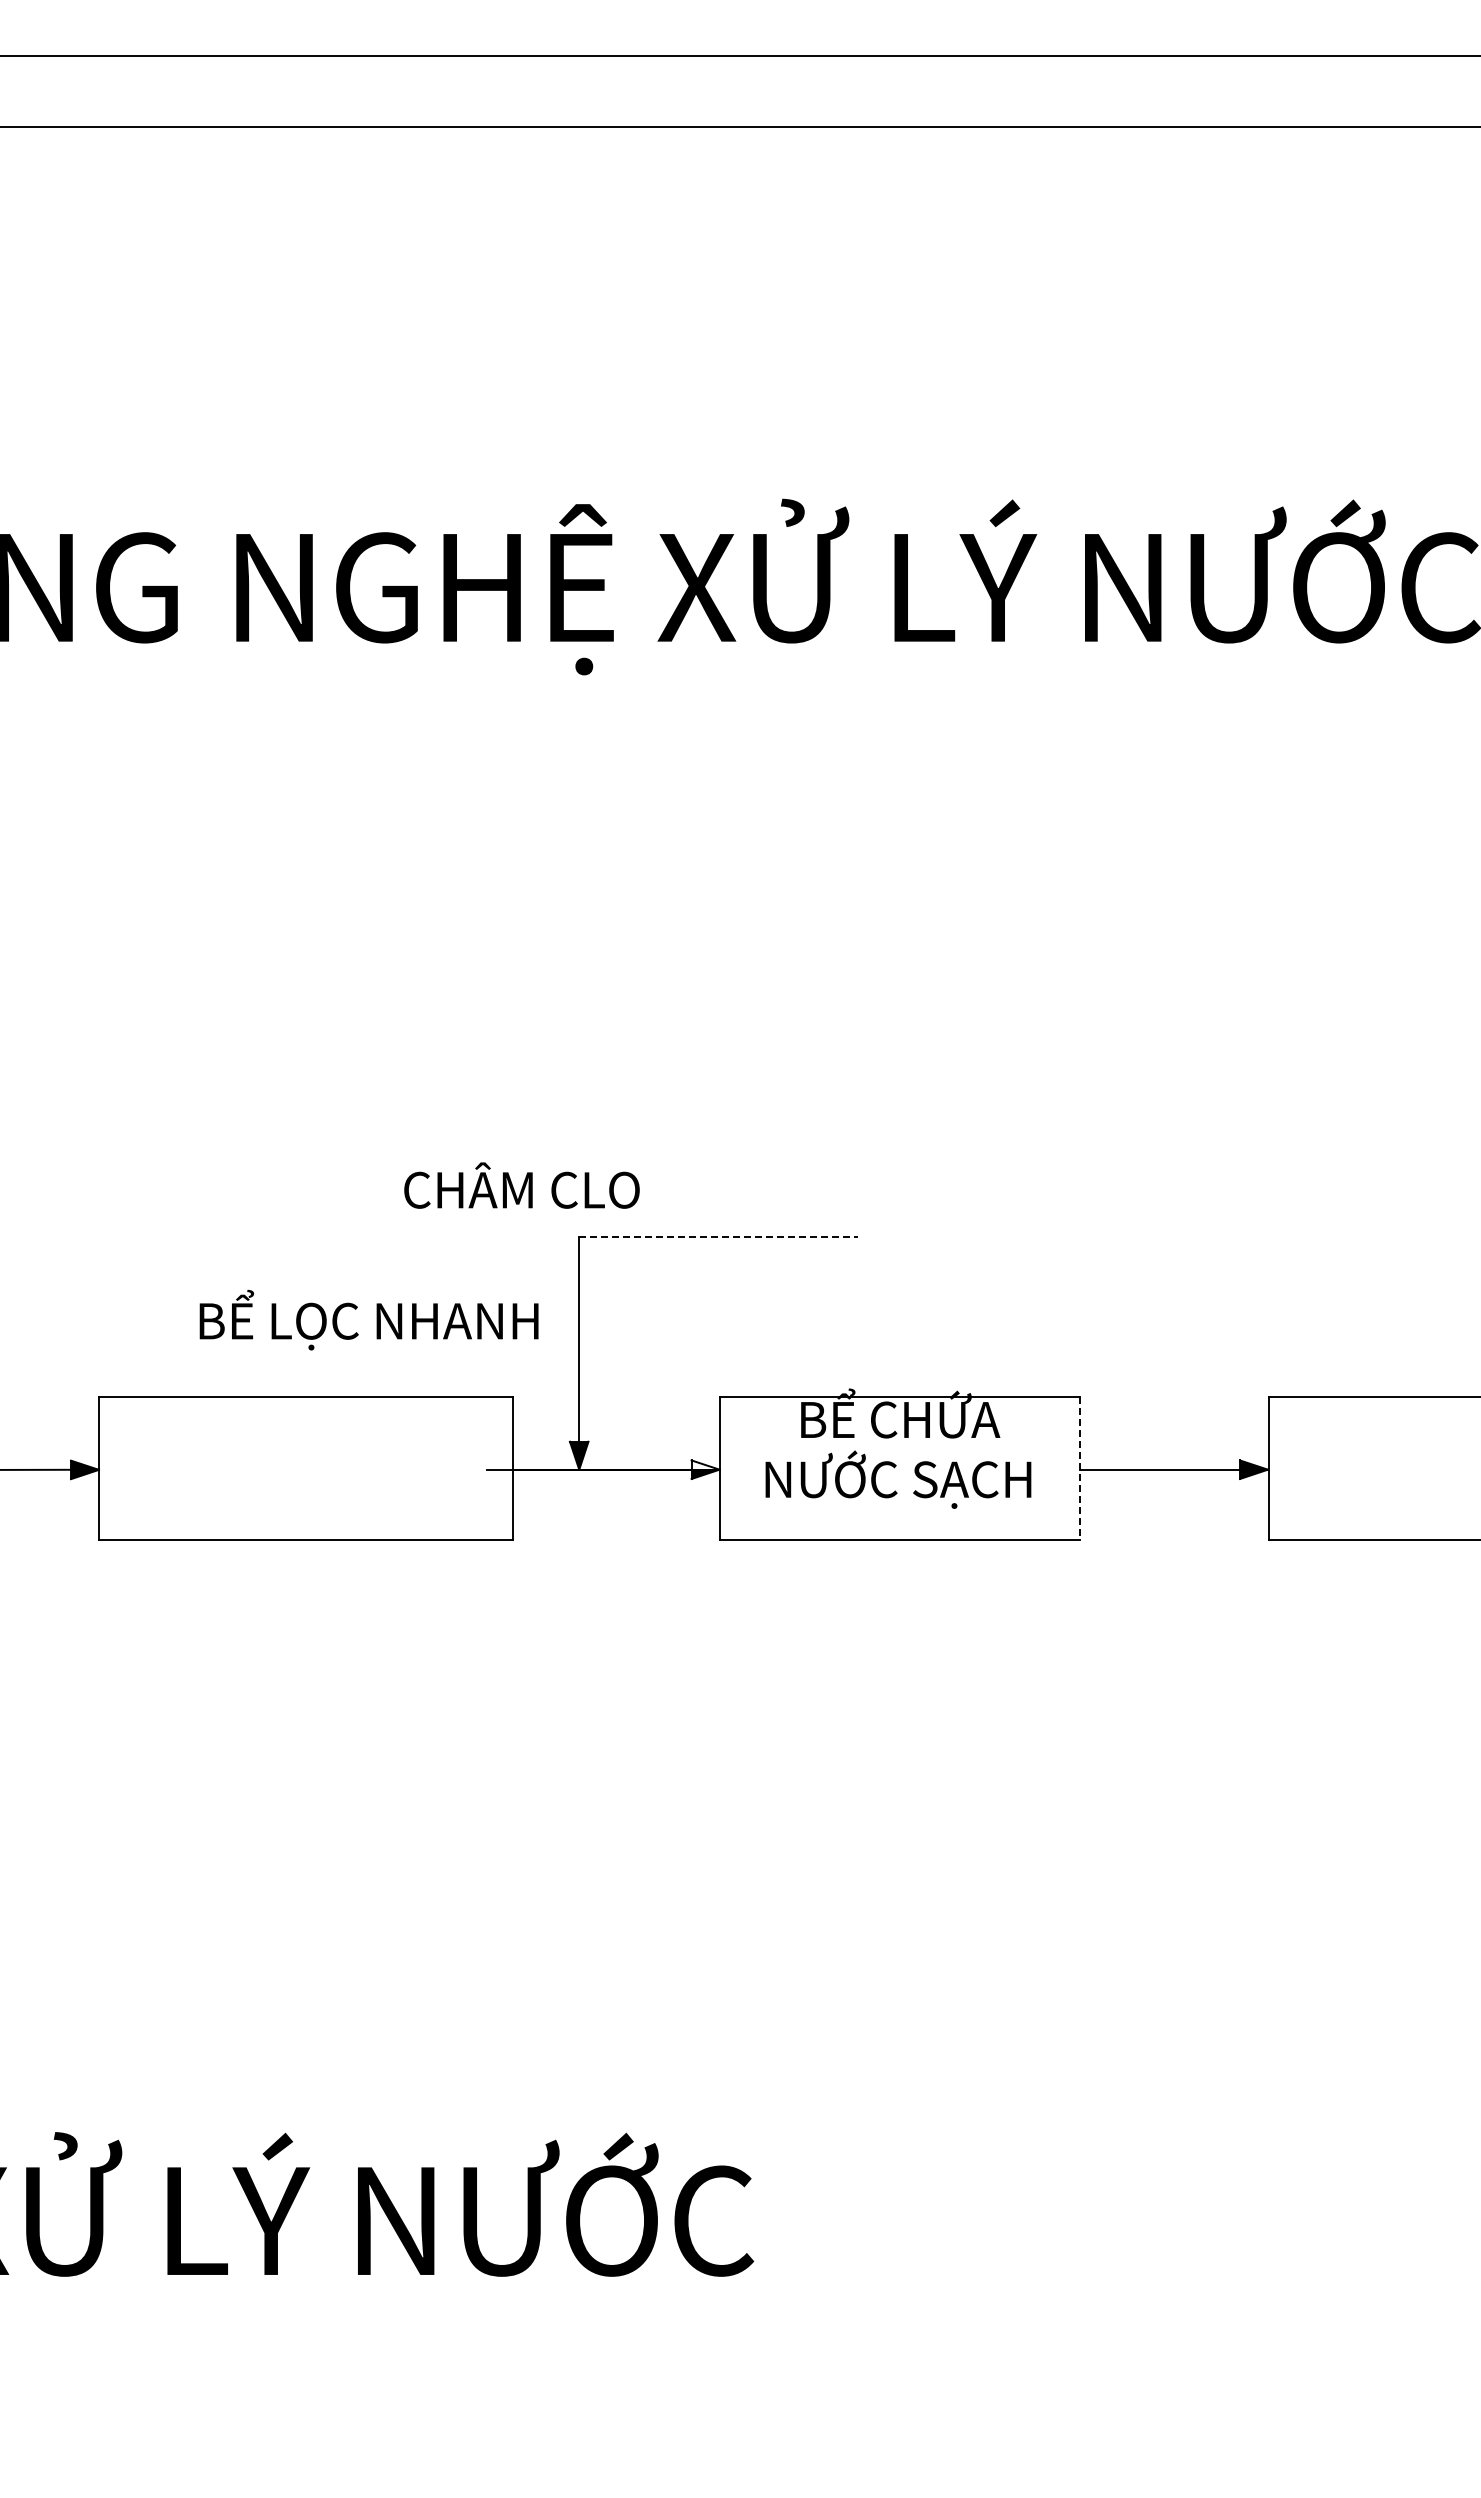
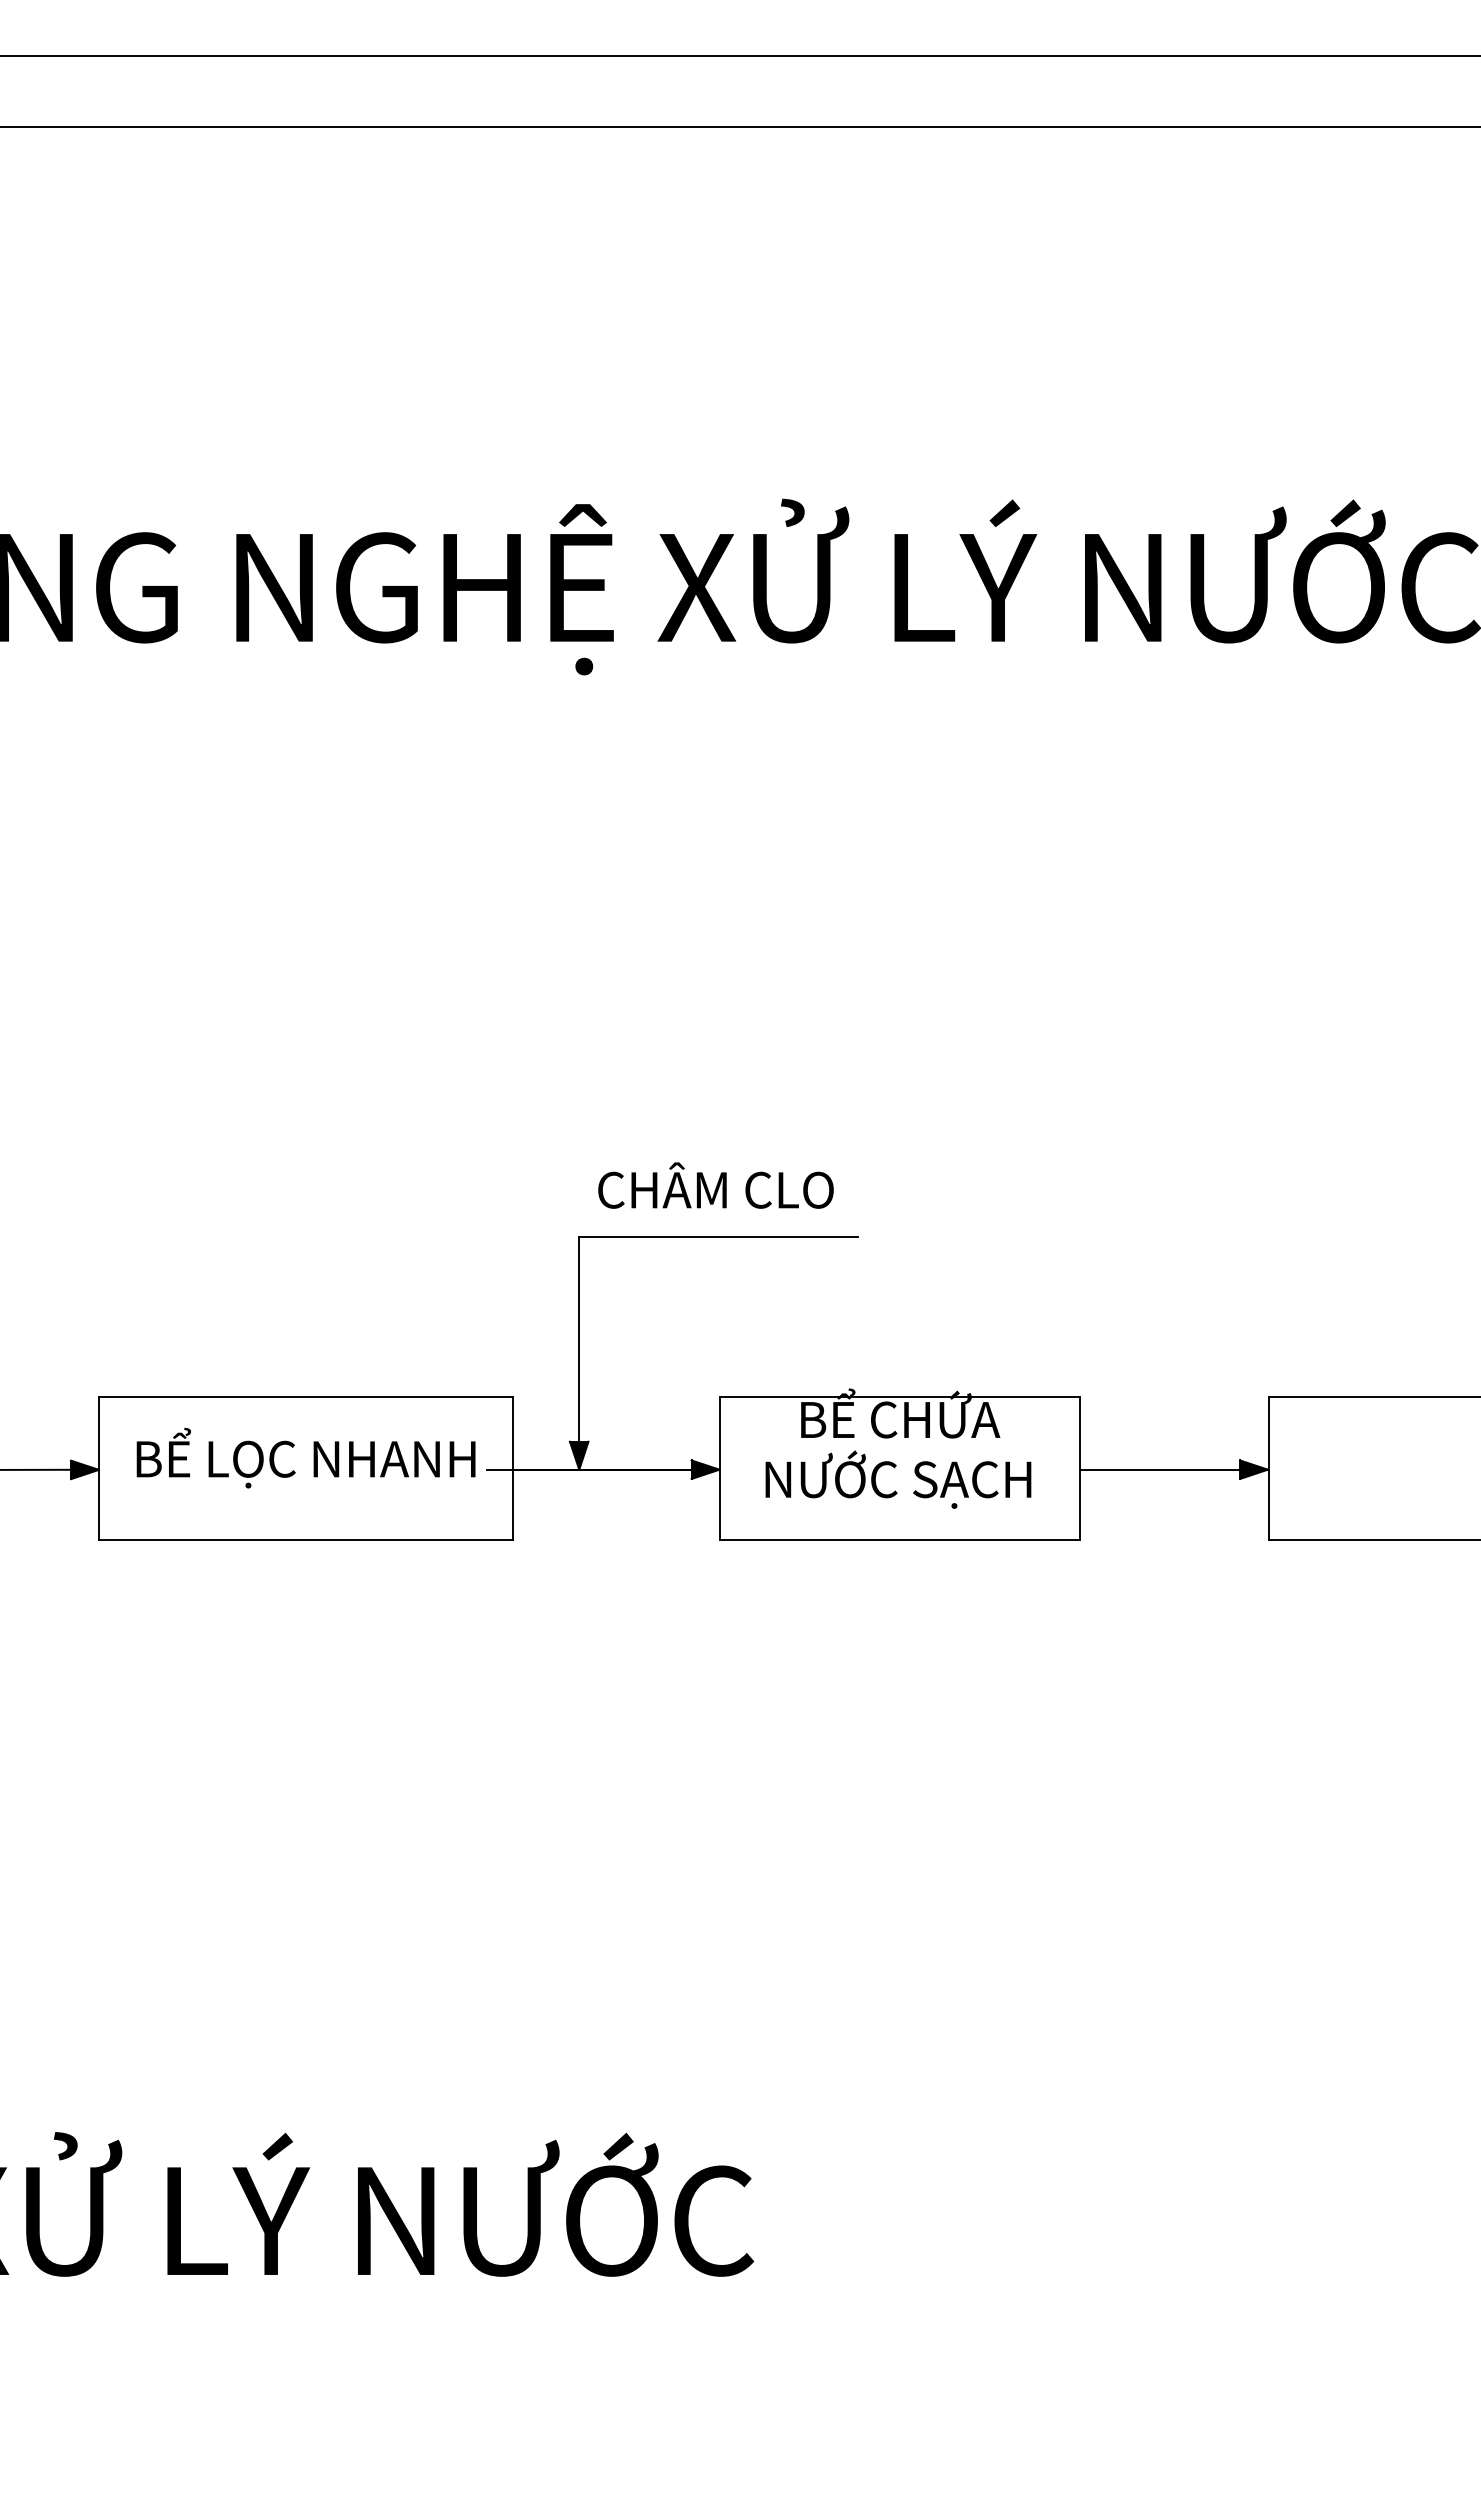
text position: (521, 1185) -> (715, 1185) (715, 1185)
line: dashed -> solid (718, 1236)
text position: (368, 1319) -> (305, 1457) (305, 1457)
fill: none -> present (705, 1464)
line: dashed -> solid (1080, 1469)
